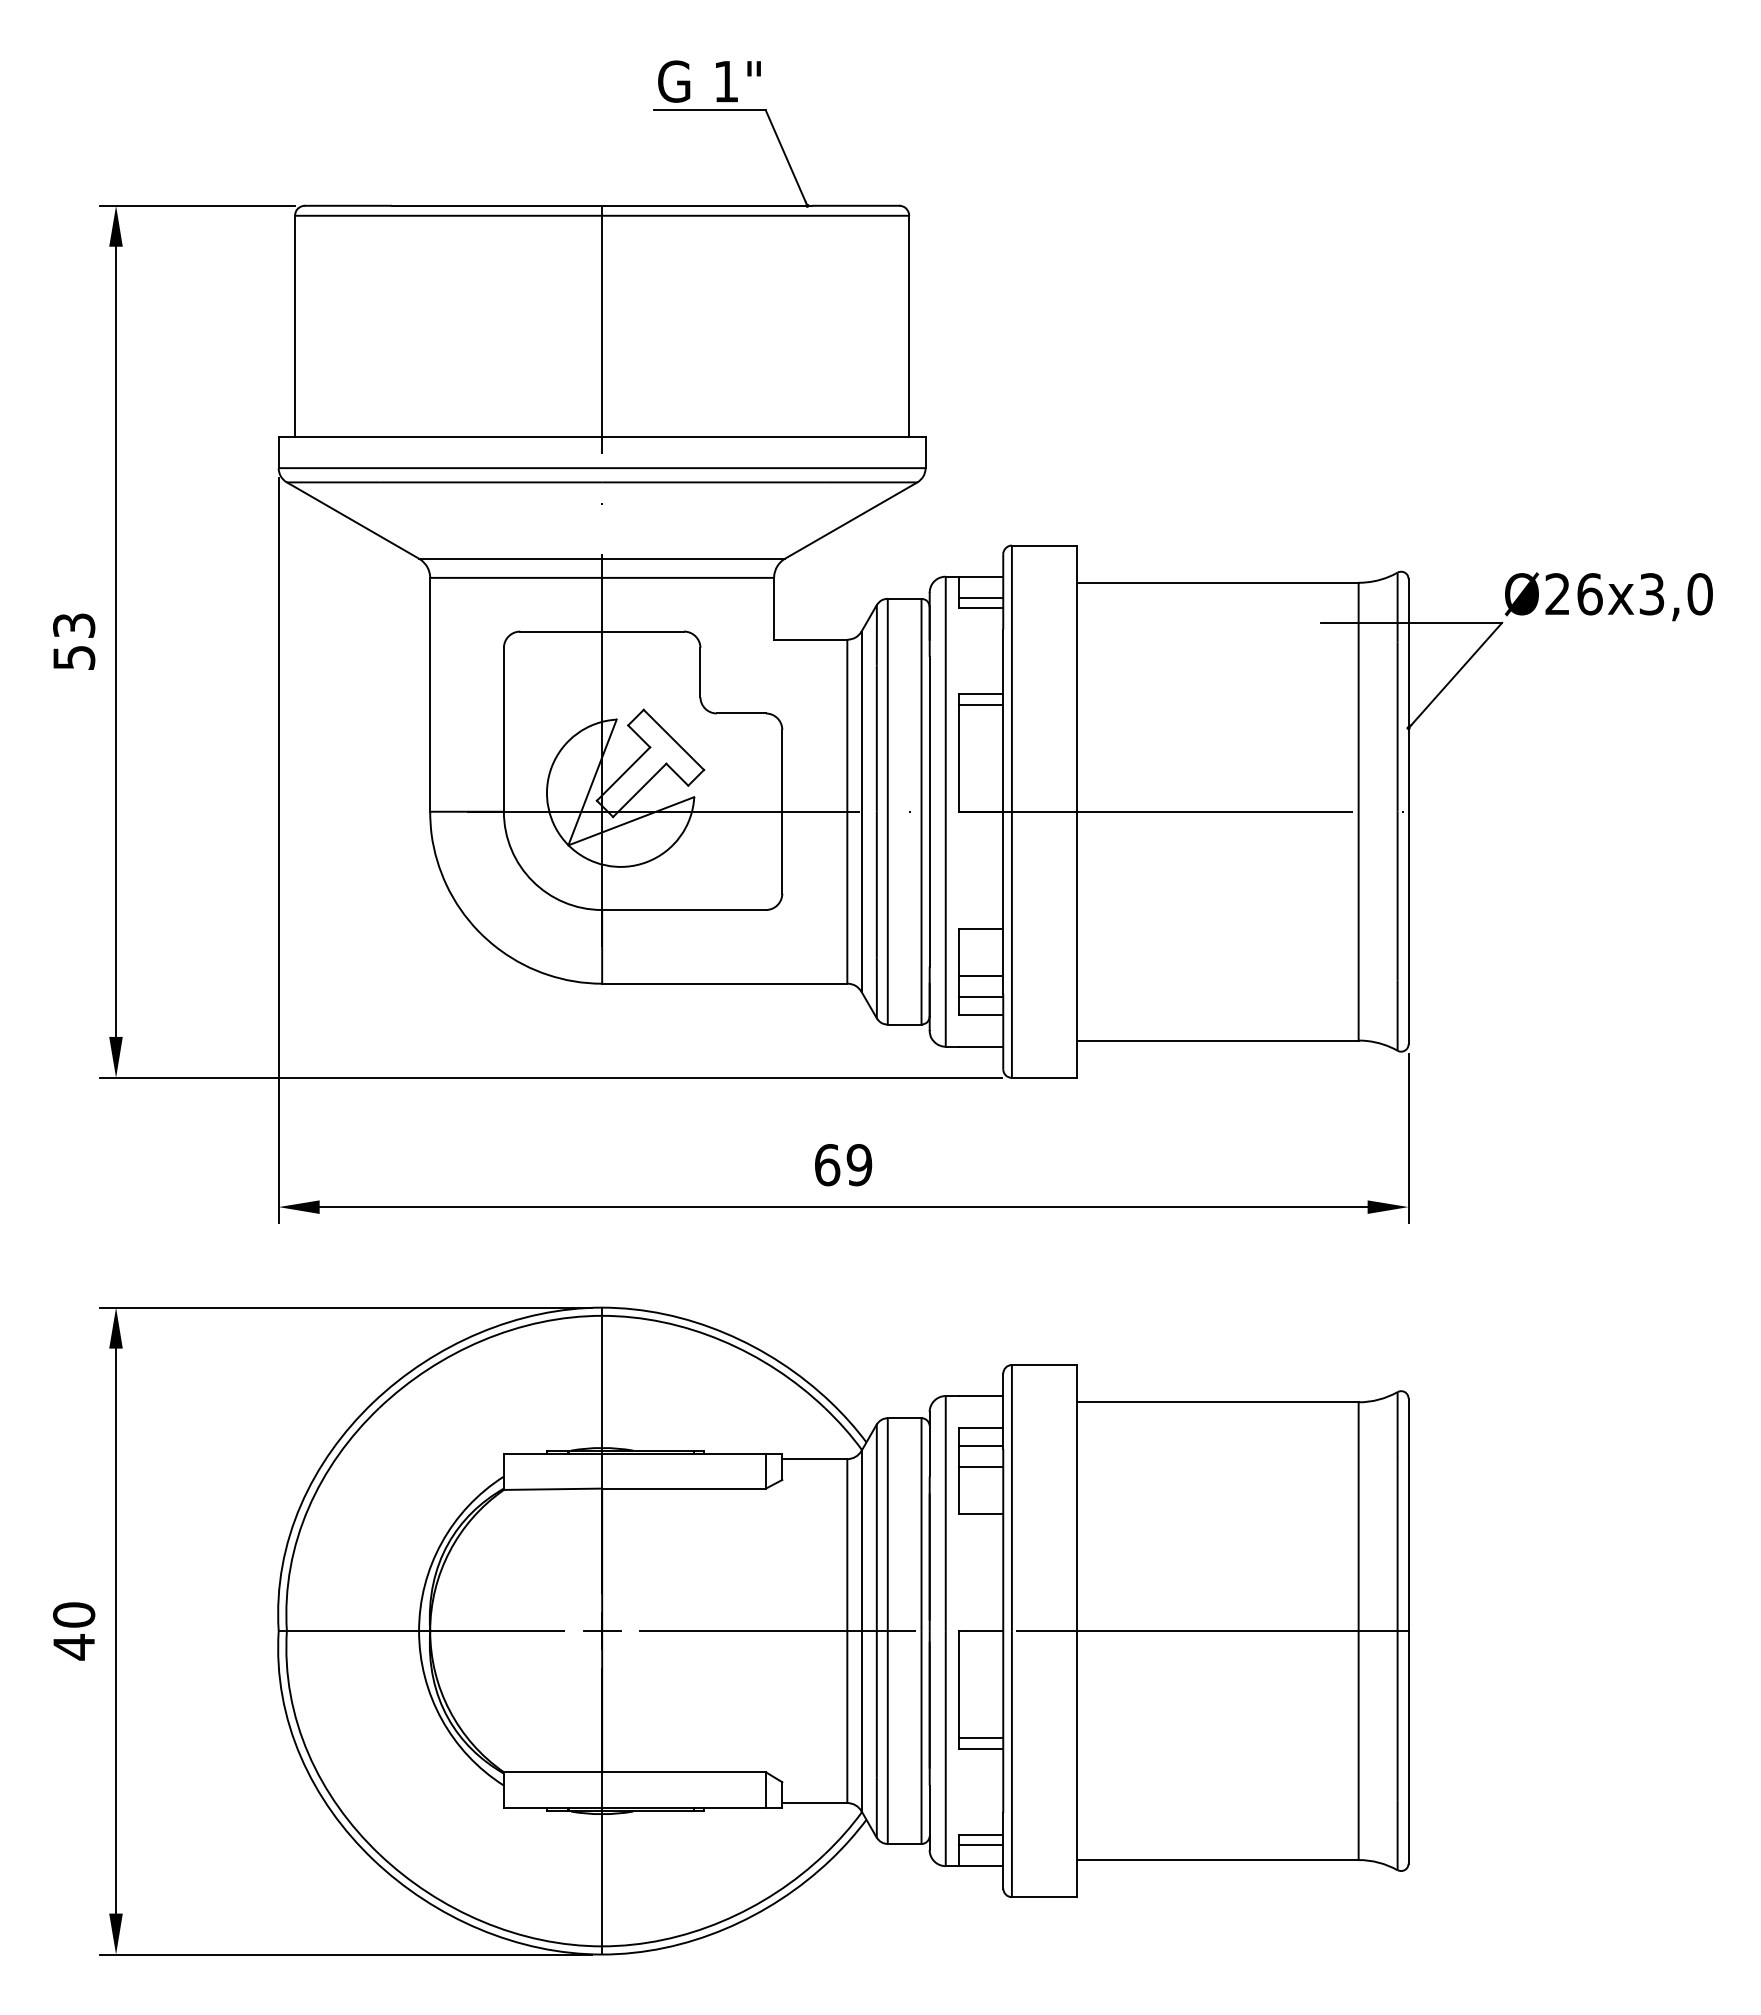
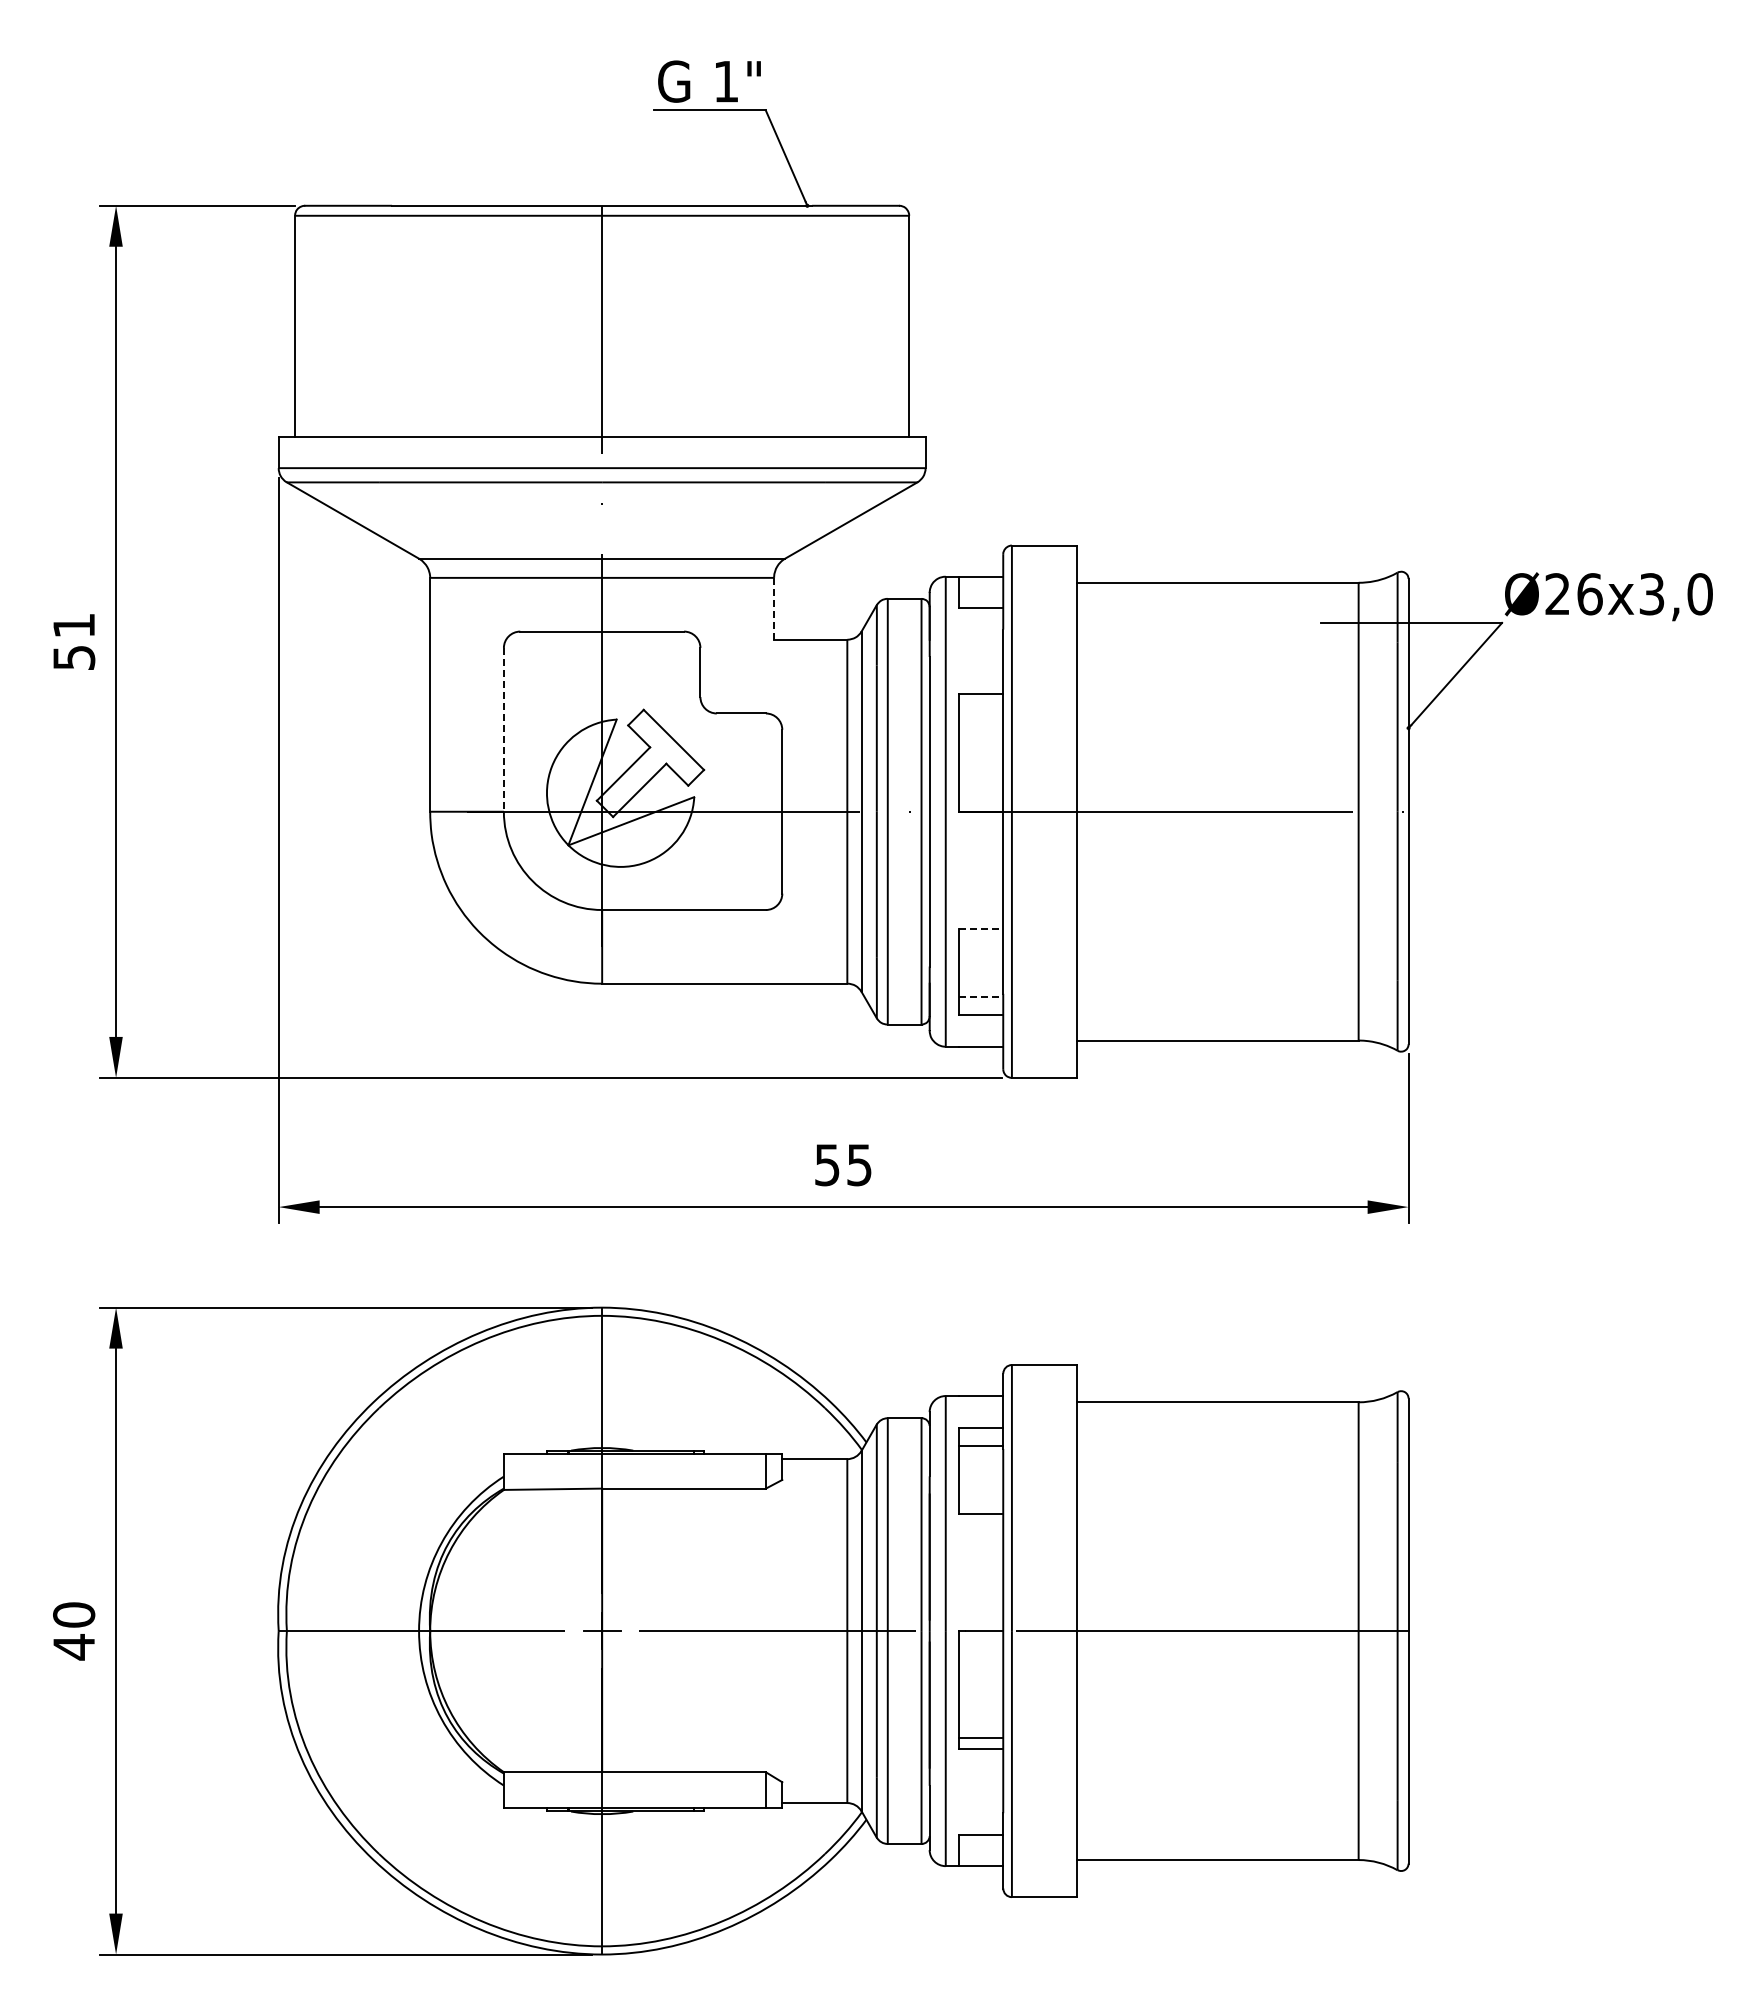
line: present -> none (981, 598)
line: solid -> dashed (774, 608)
text: 53 -> 51 (74, 625)
line: present -> none (981, 704)
line: solid -> dashed (503, 729)
line: solid -> dashed (981, 929)
line: present -> none (981, 975)
line: solid -> dashed (981, 996)
text: 69 -> 55 (843, 1165)
line: present -> none (981, 1467)
line: present -> none (981, 1844)
